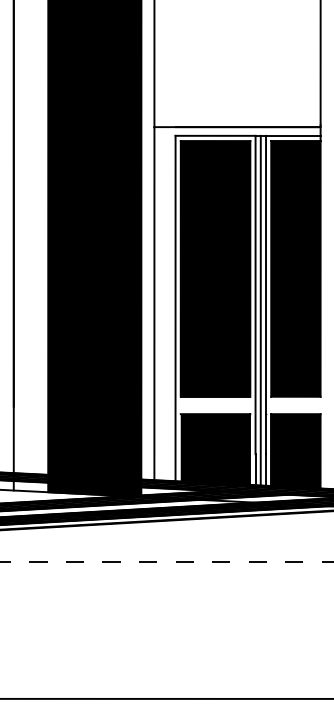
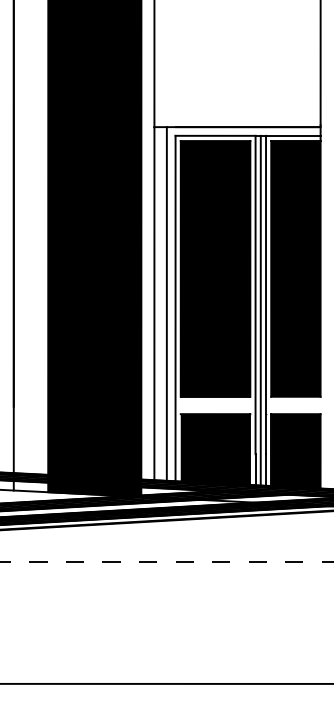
line: none -> present (166, 303)
line position: (166, 698) -> (166, 683) (166, 683)
